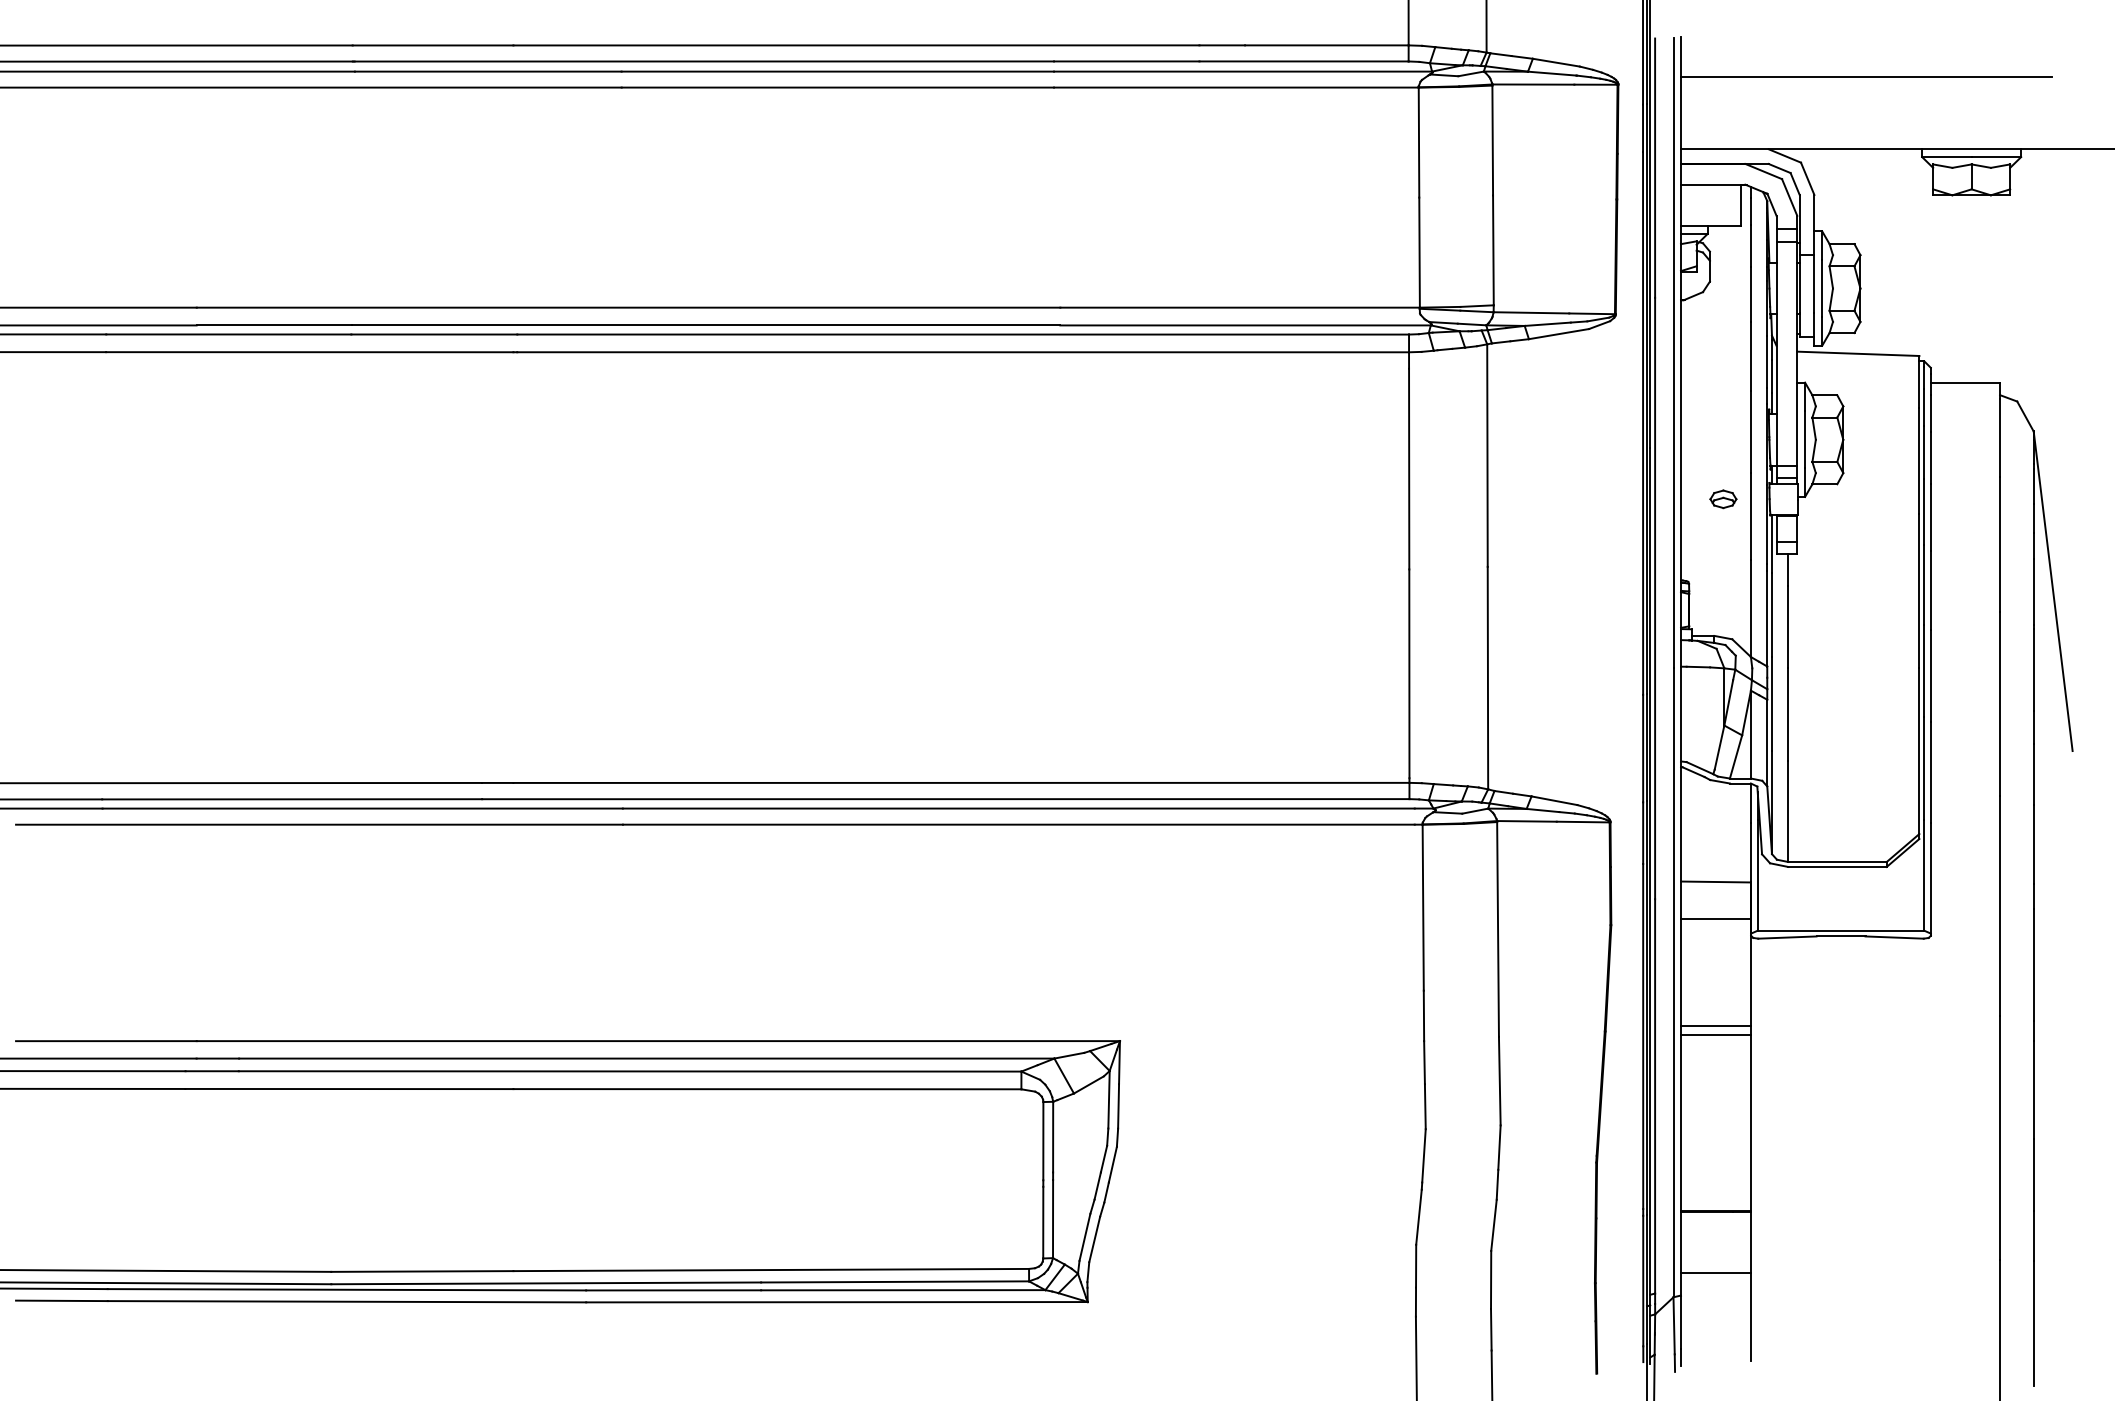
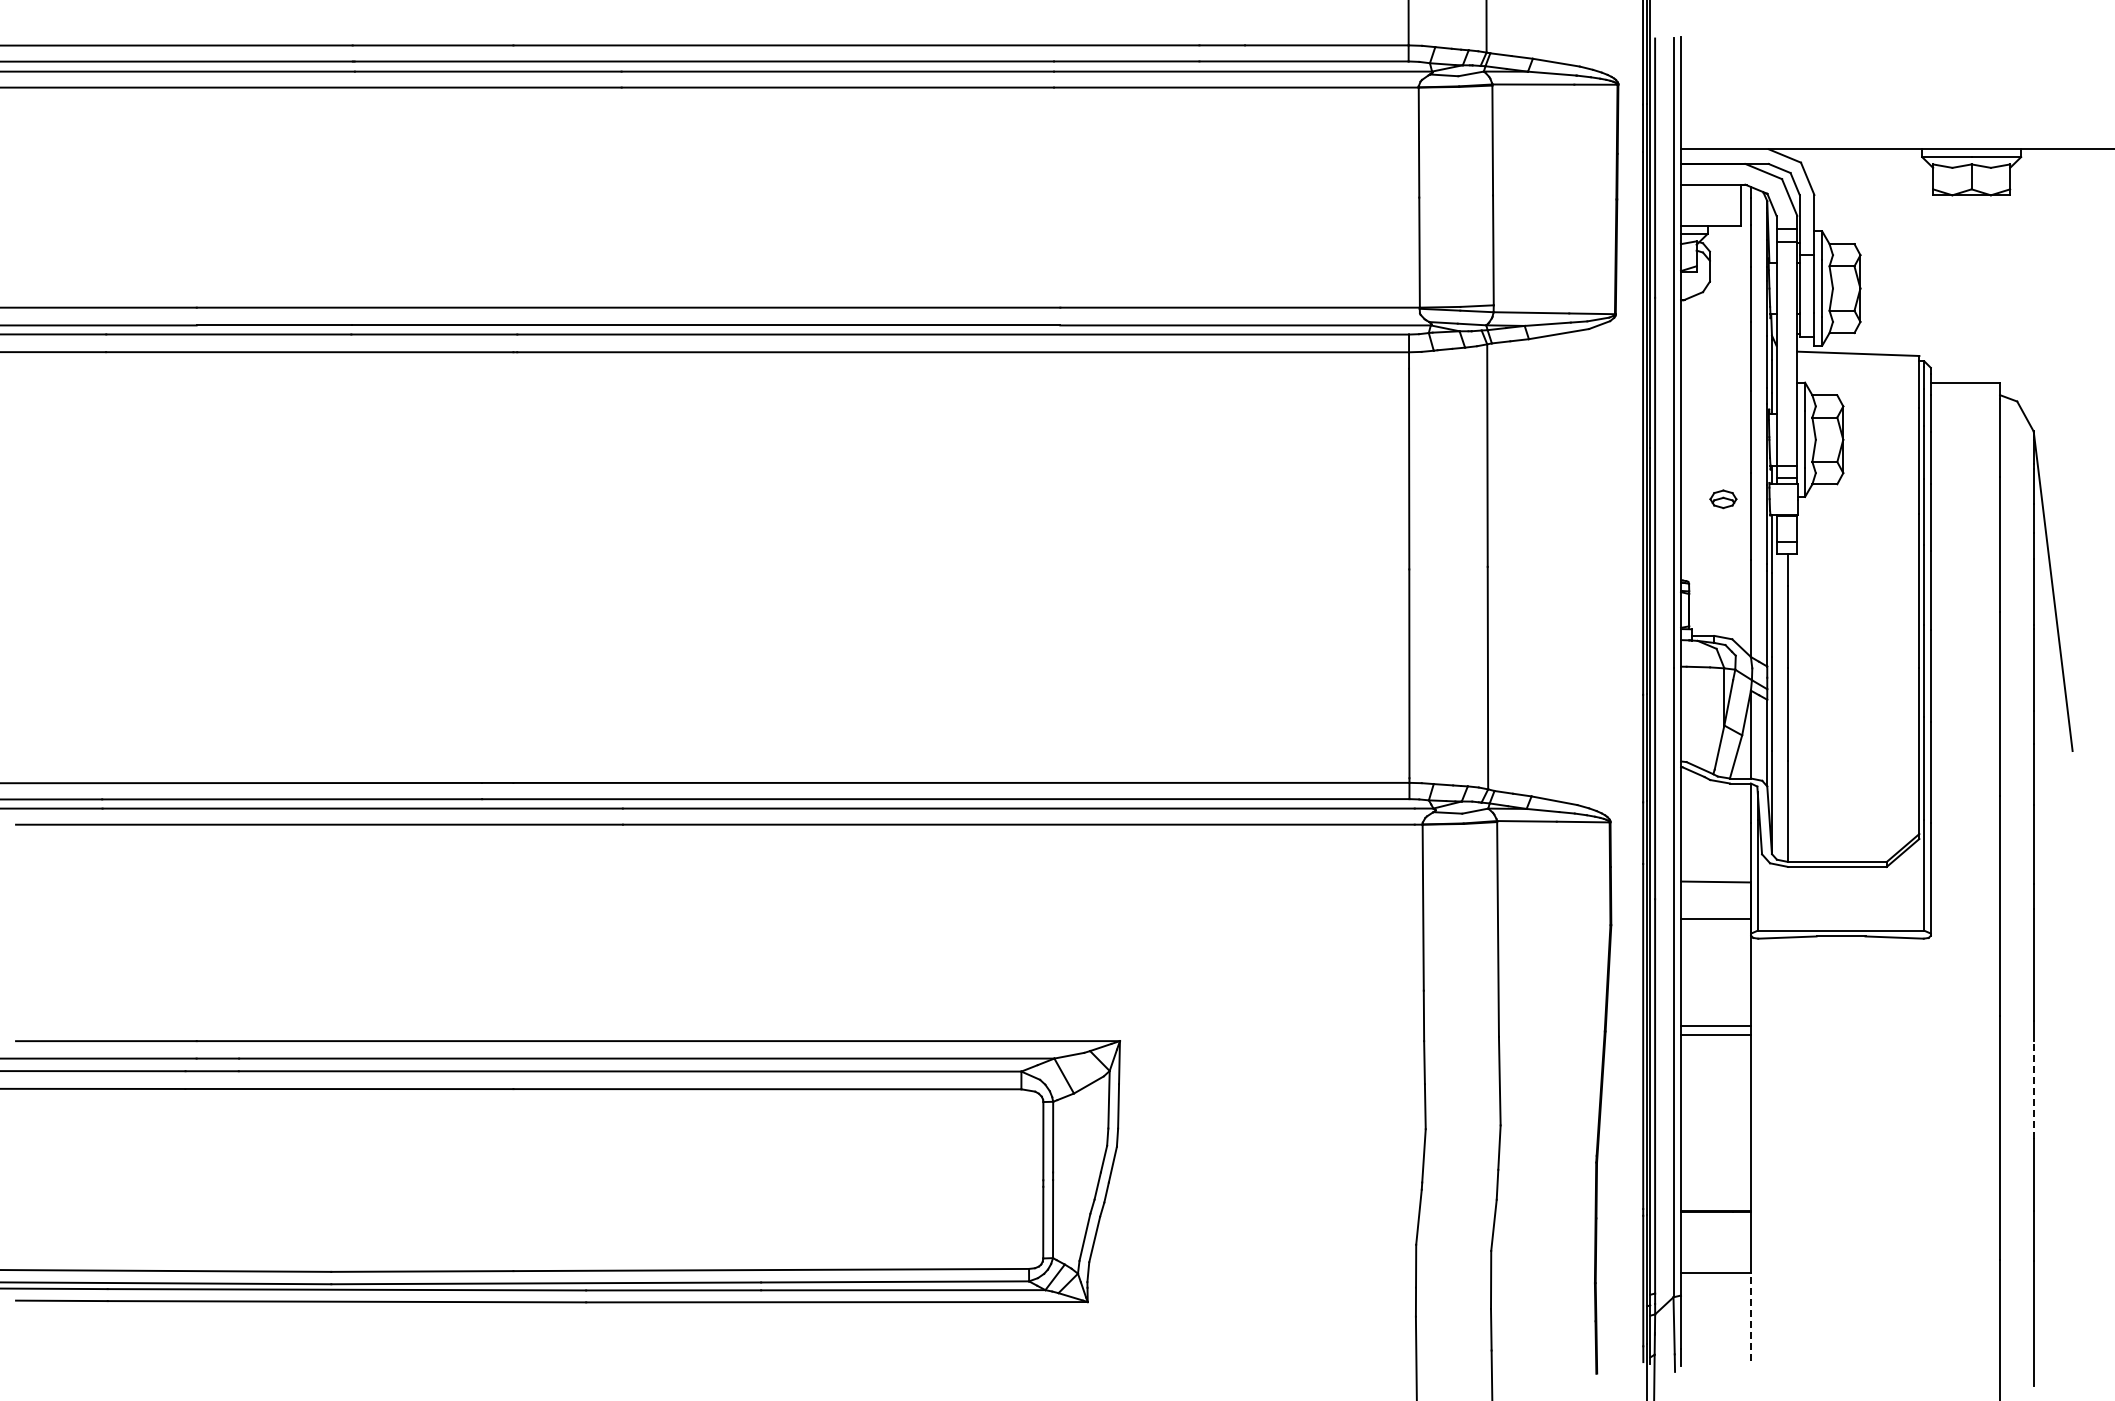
line: present -> none (1865, 76)
line: solid -> dashed (2033, 1090)
line: solid -> dashed (1750, 1316)
